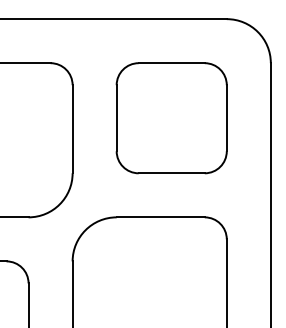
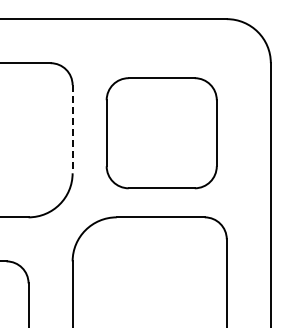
part position: (171, 118) -> (161, 133) (161, 133)
line: solid -> dashed (72, 129)
